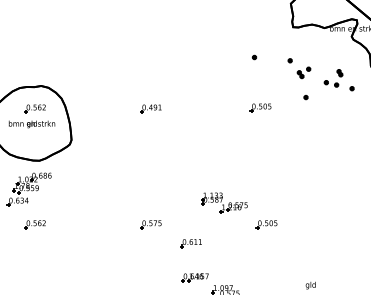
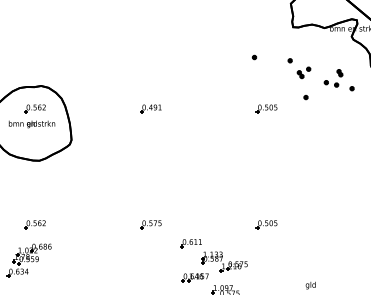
part position: (260, 107) -> (266, 108) (266, 108)
part position: (28, 189) -> (28, 260) (28, 260)
part position: (224, 202) -> (224, 261) (224, 261)
